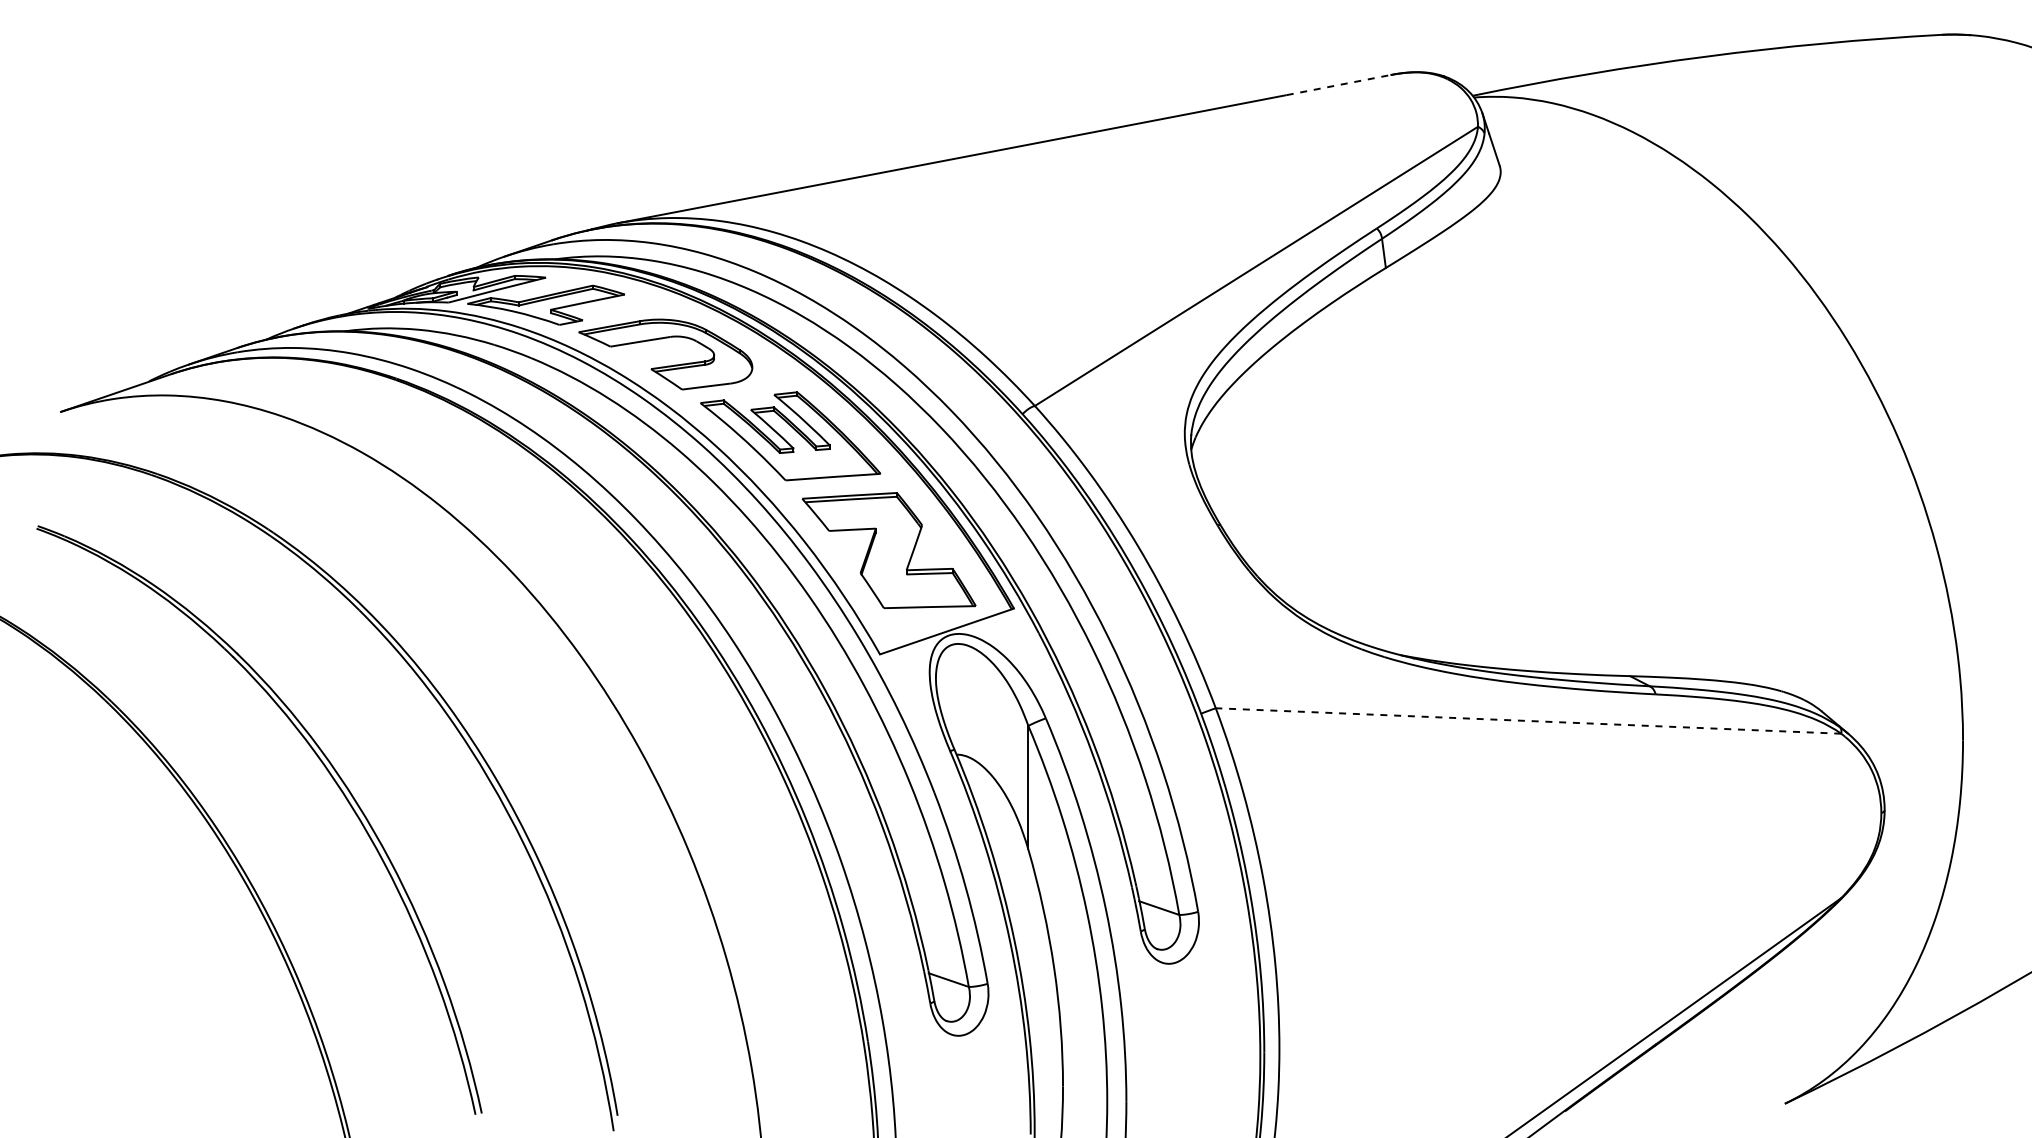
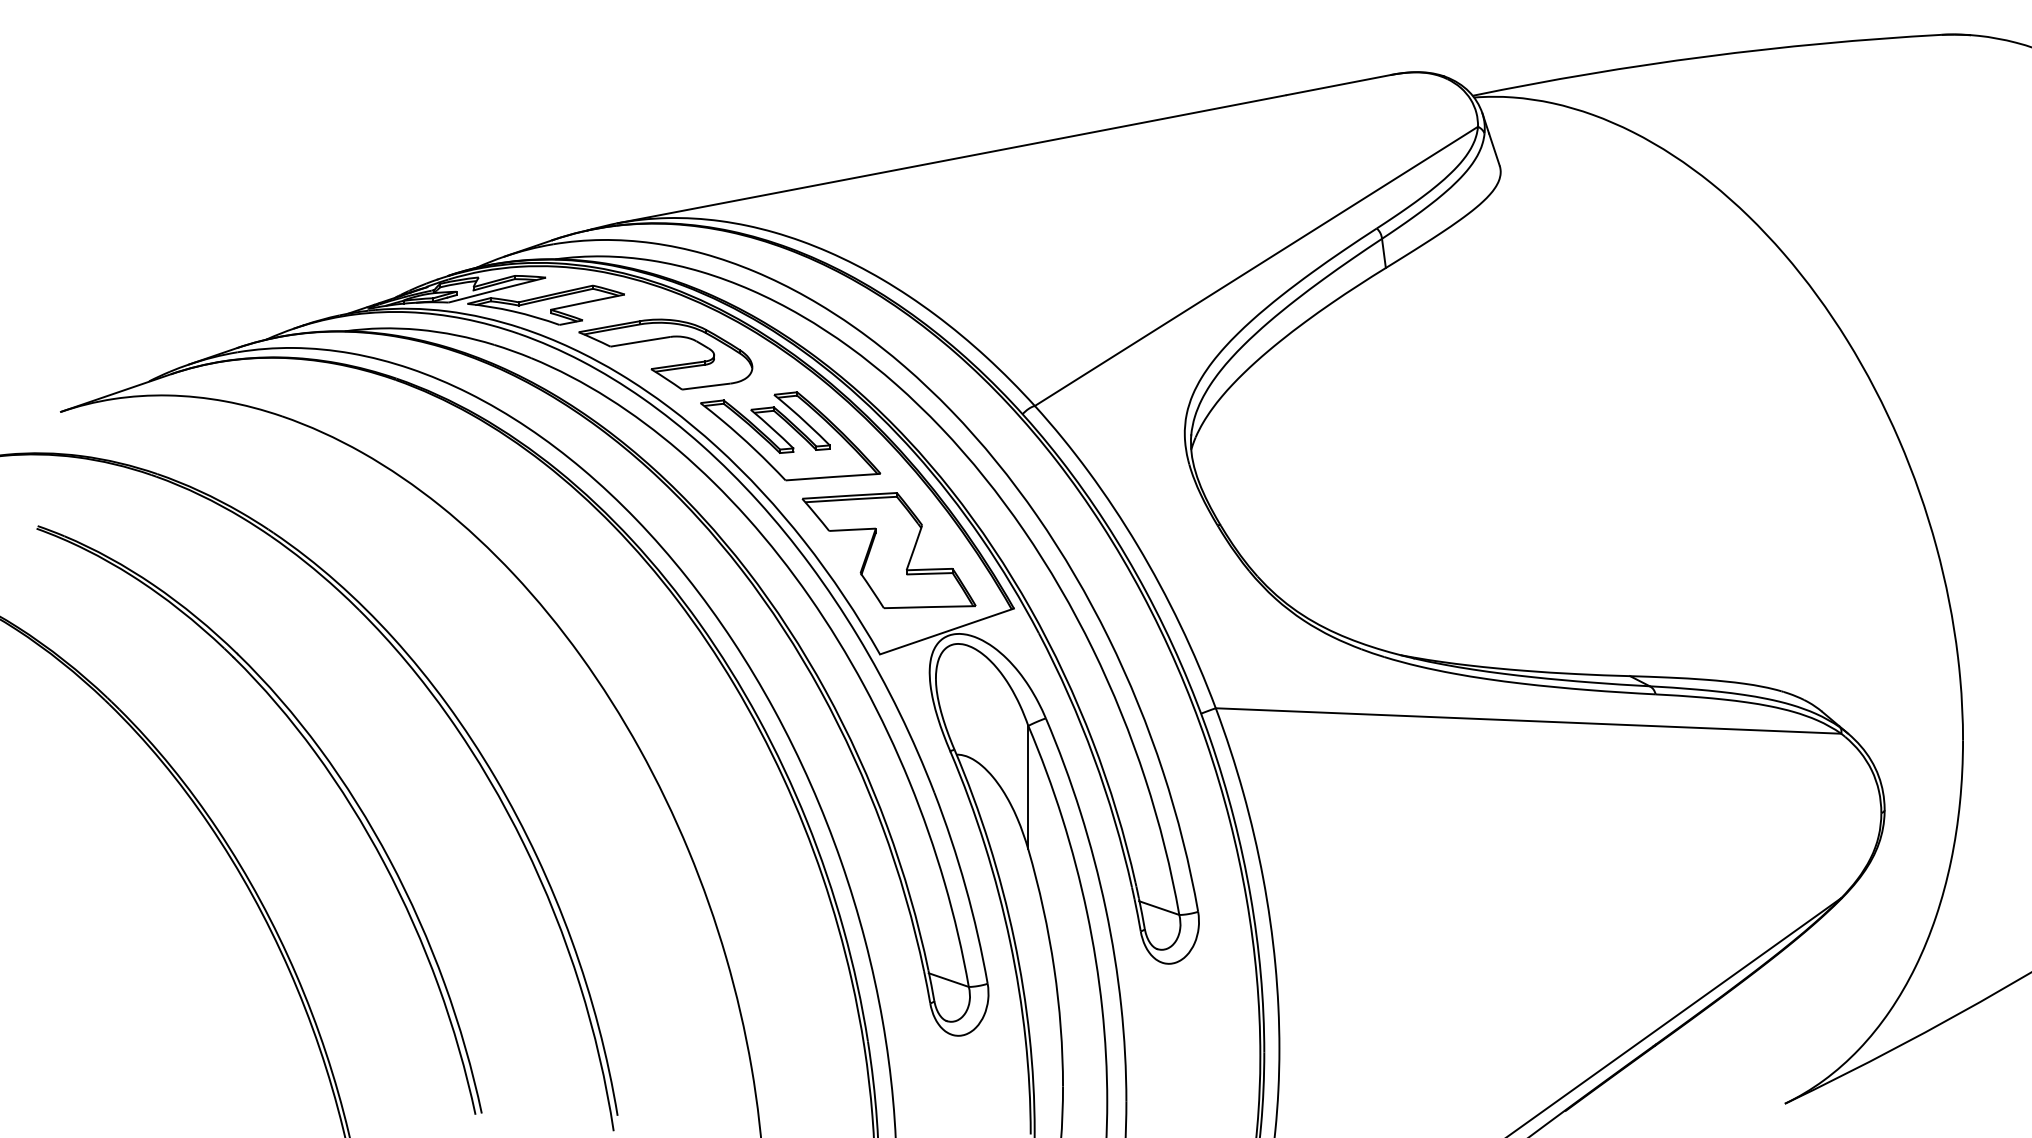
line: dashed -> solid (1338, 85)
line: dashed -> solid (1528, 721)
